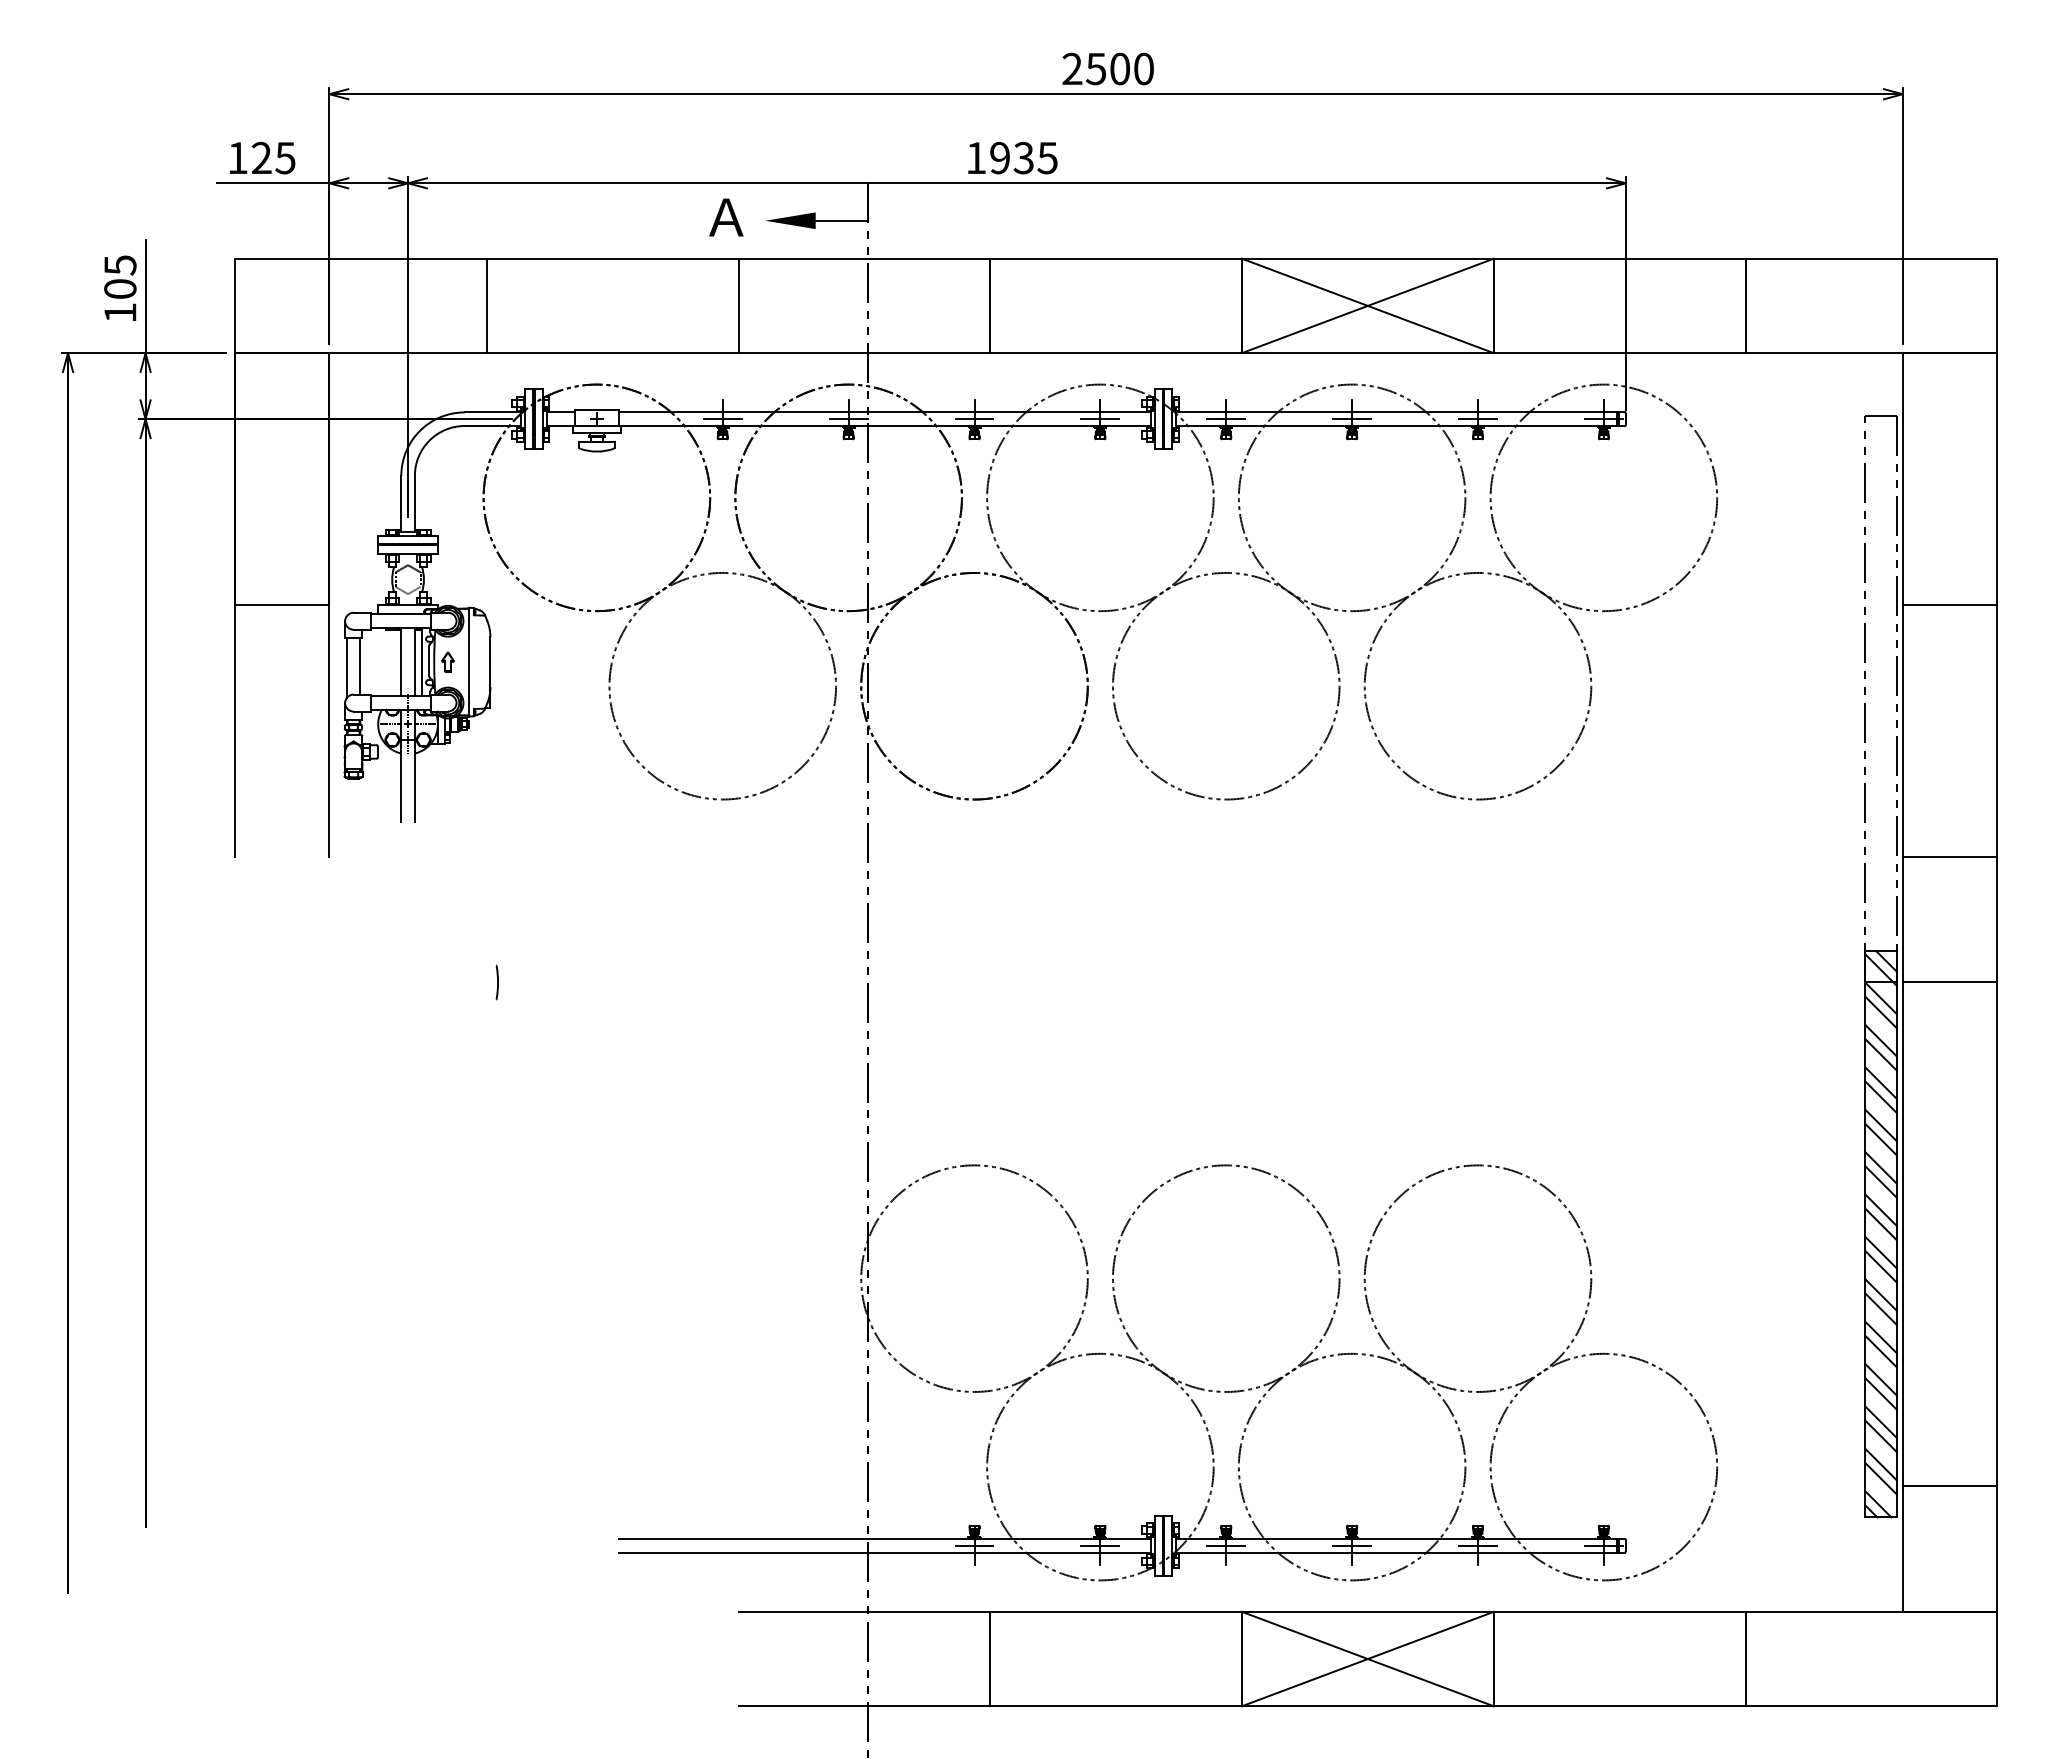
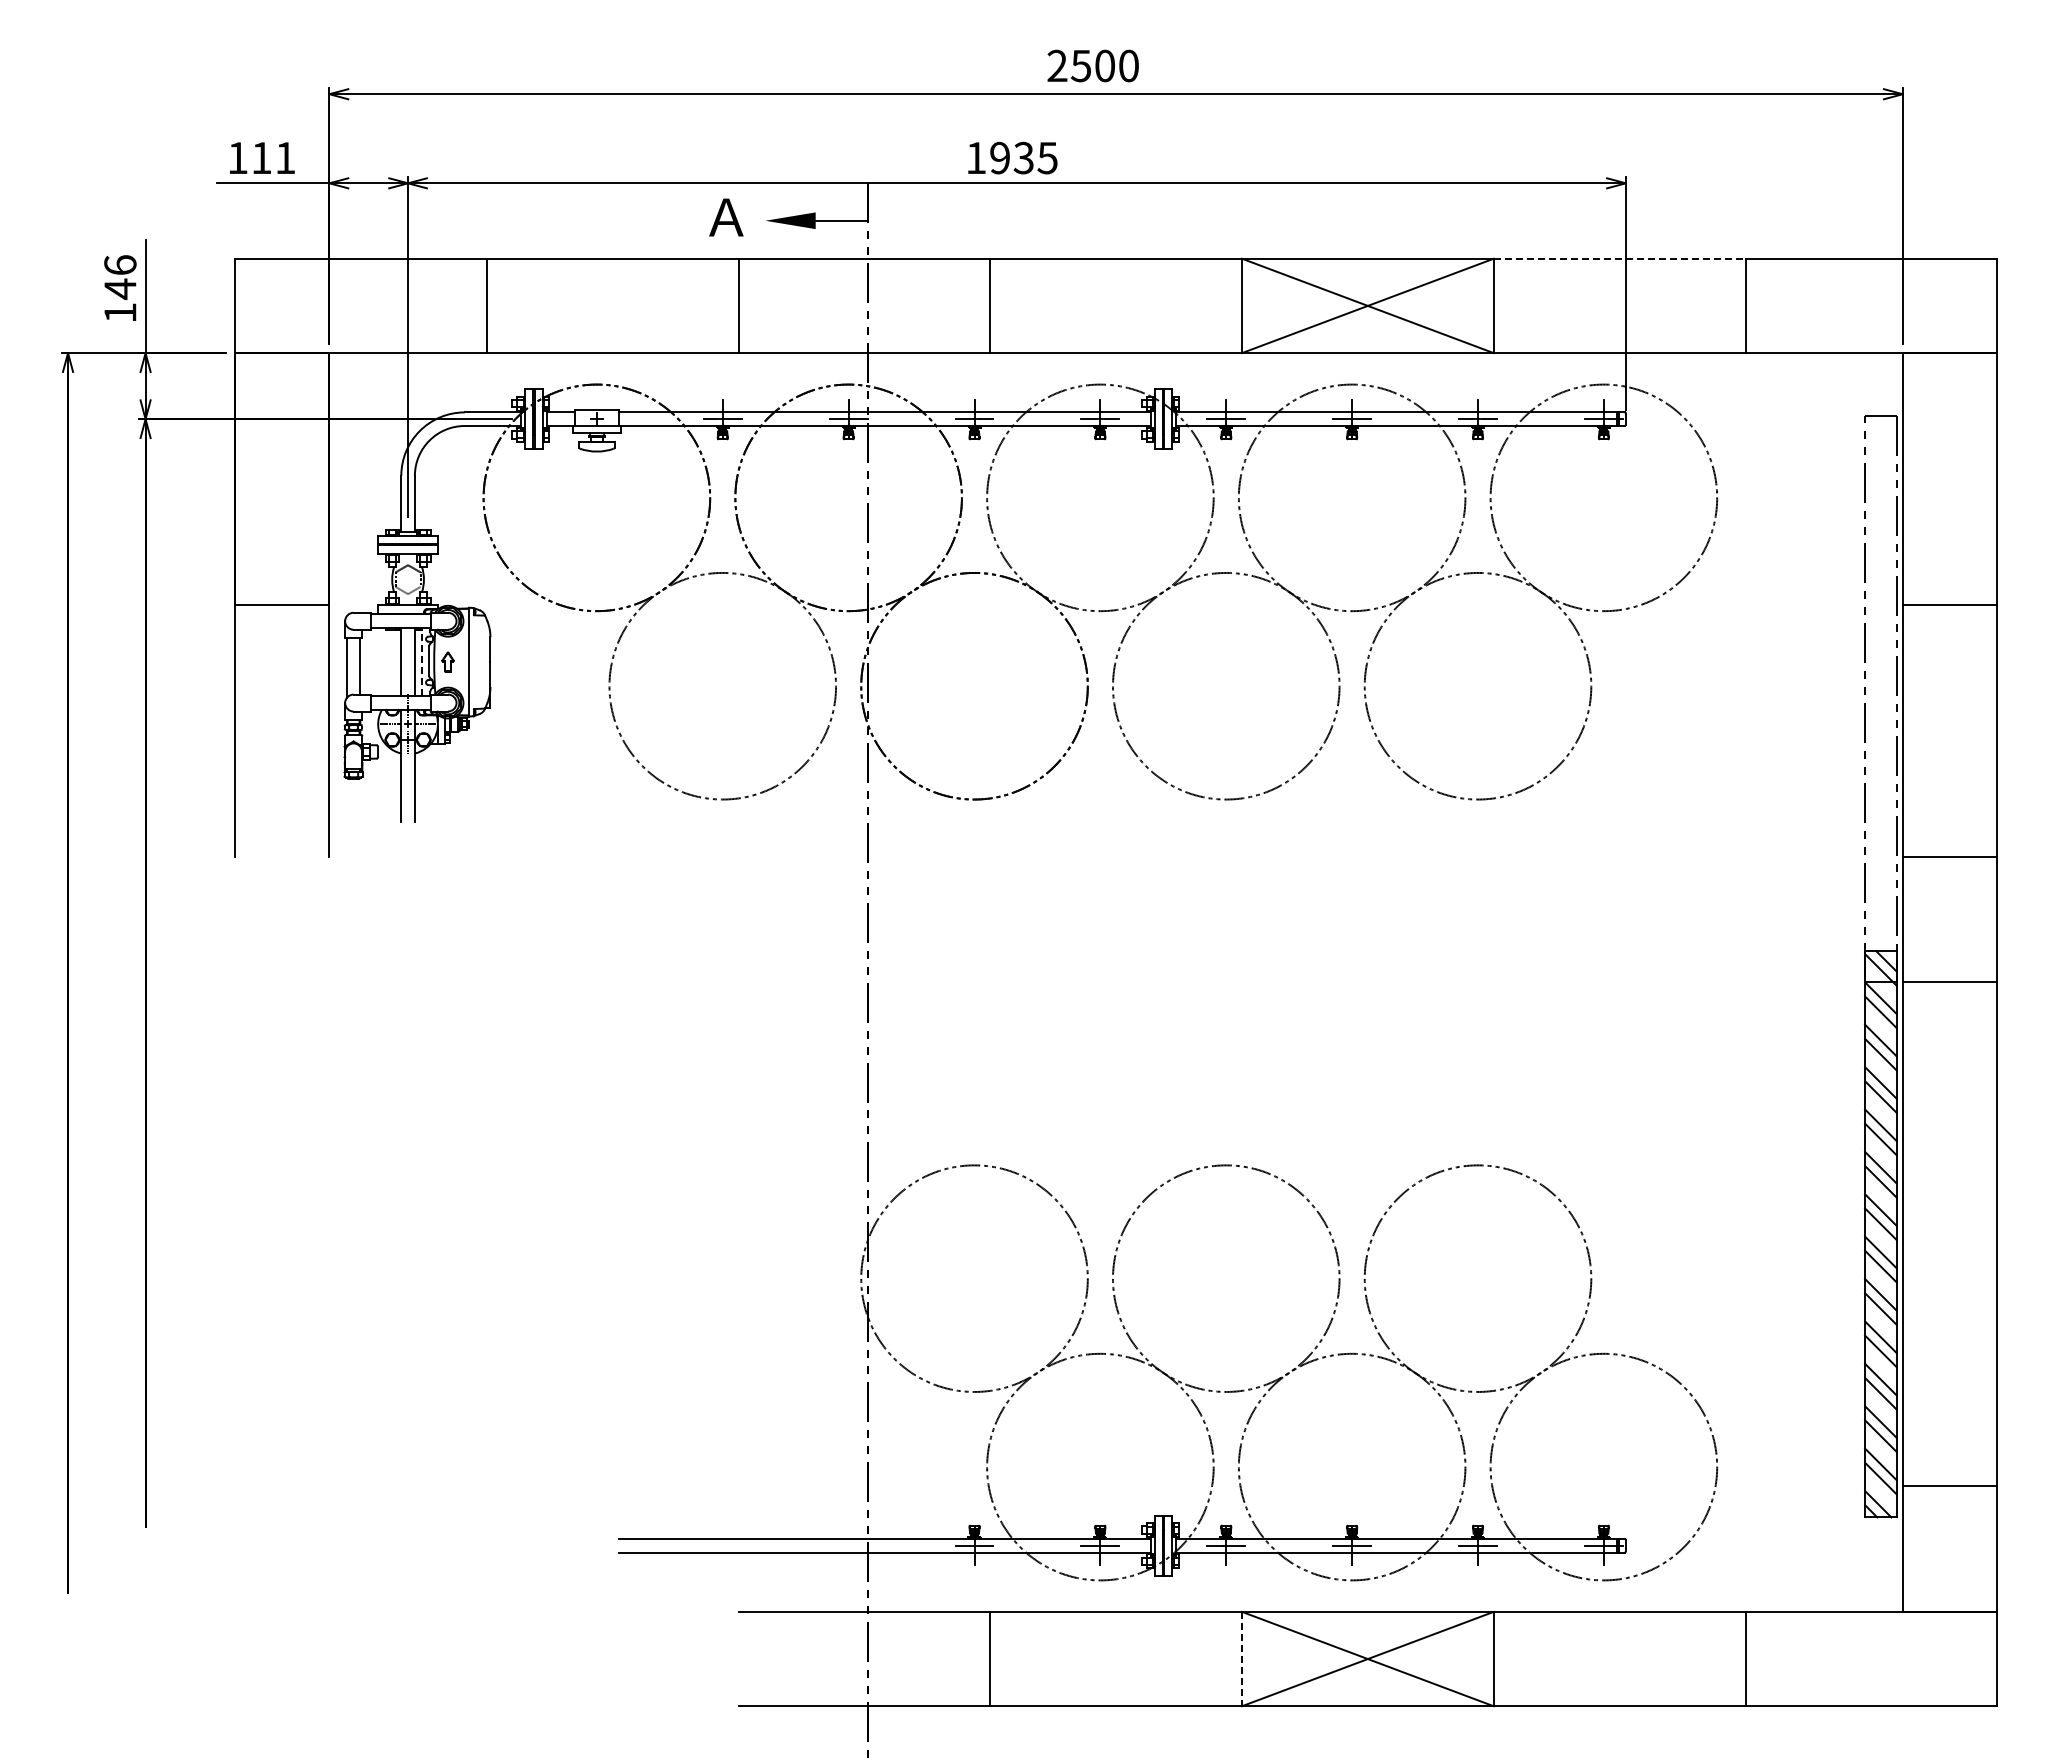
text position: (1107, 68) -> (1092, 65) (1092, 65)
text: 125 -> 111 (273, 157)
line: solid -> dashed (1619, 258)
text: 105 -> 146 (120, 277)
line: solid -> dashed (421, 661)
part: present -> none (496, 982)
line: solid -> dashed (1242, 1659)
